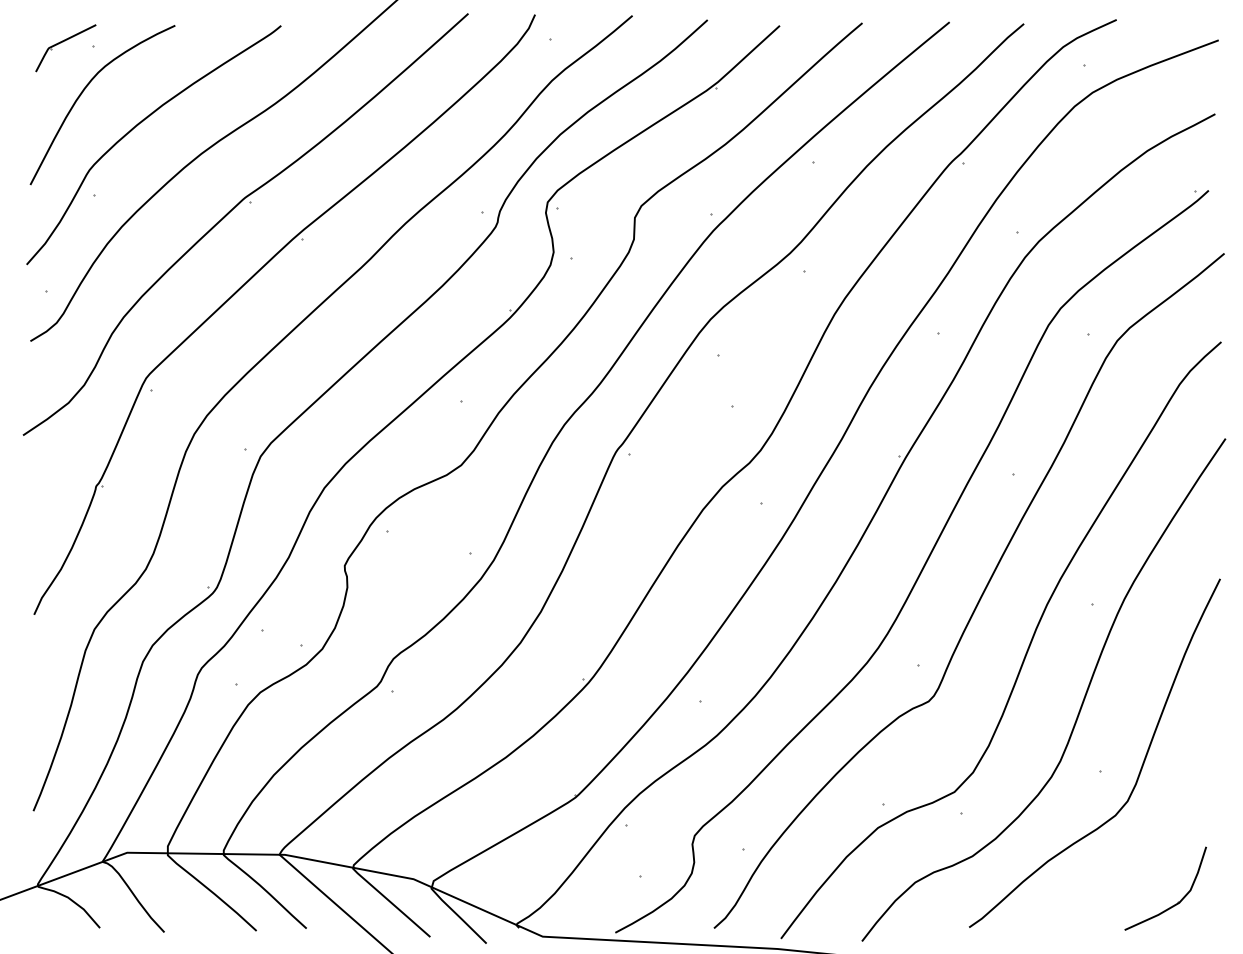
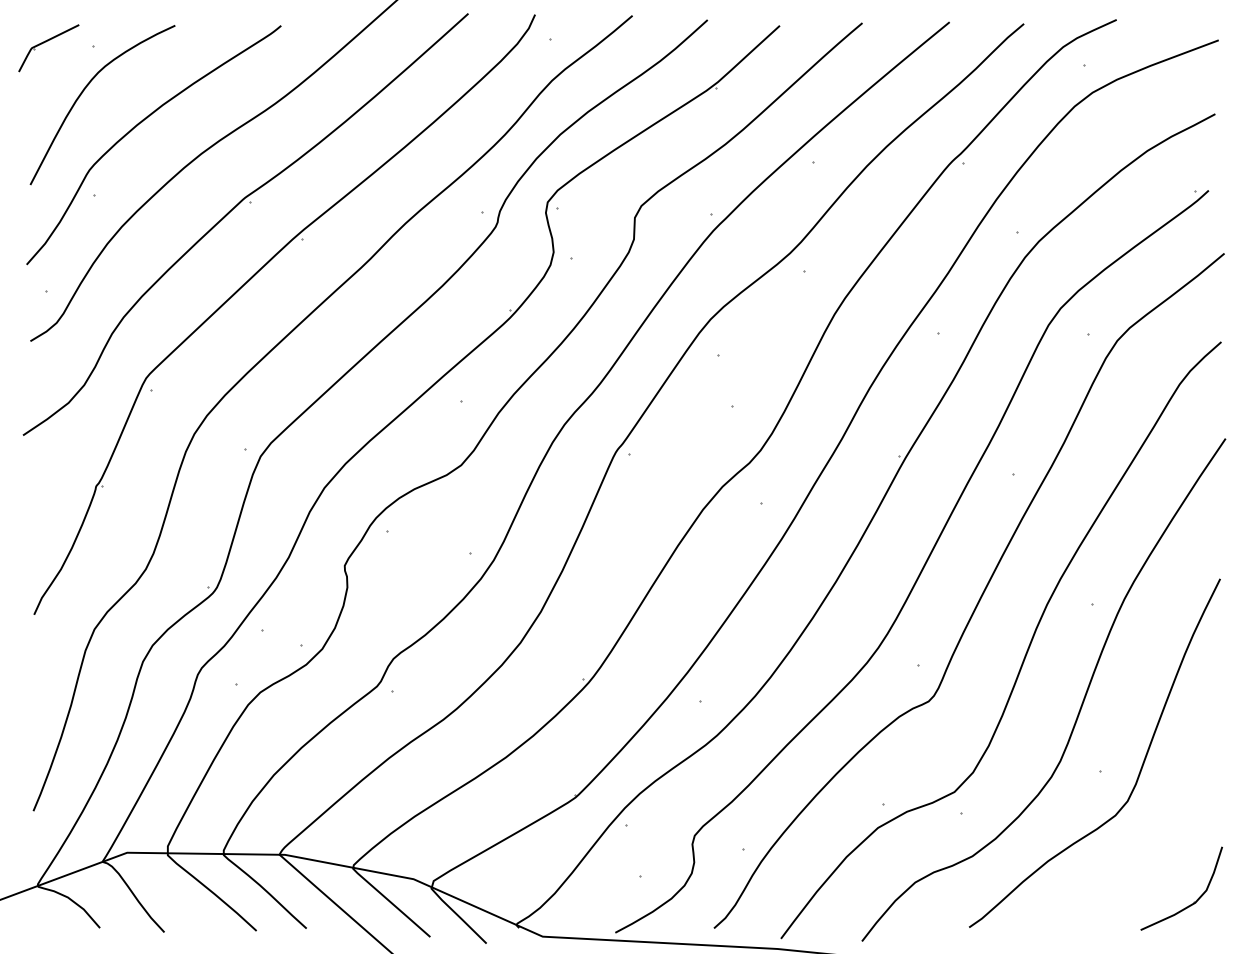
part position: (63, 42) -> (46, 42) (46, 42)
part position: (1174, 904) -> (1190, 904) (1190, 904)
